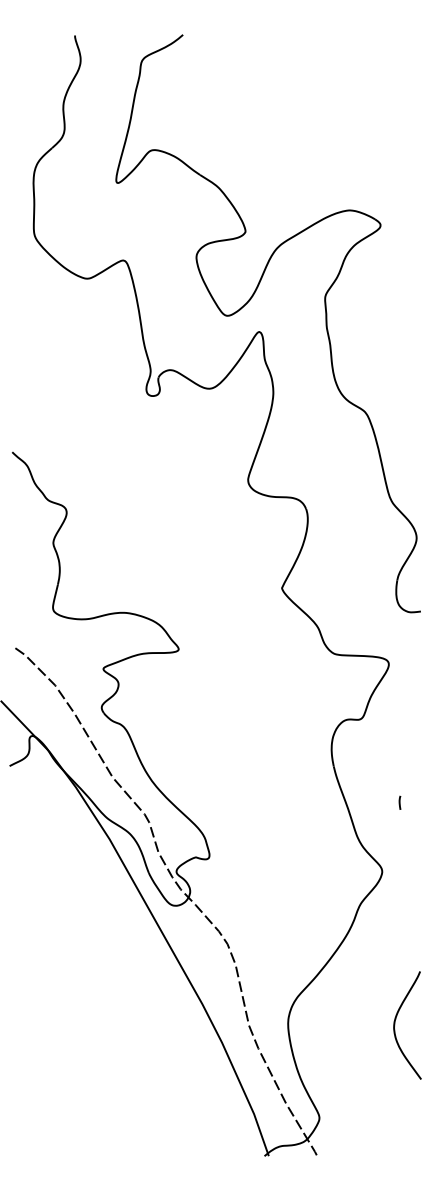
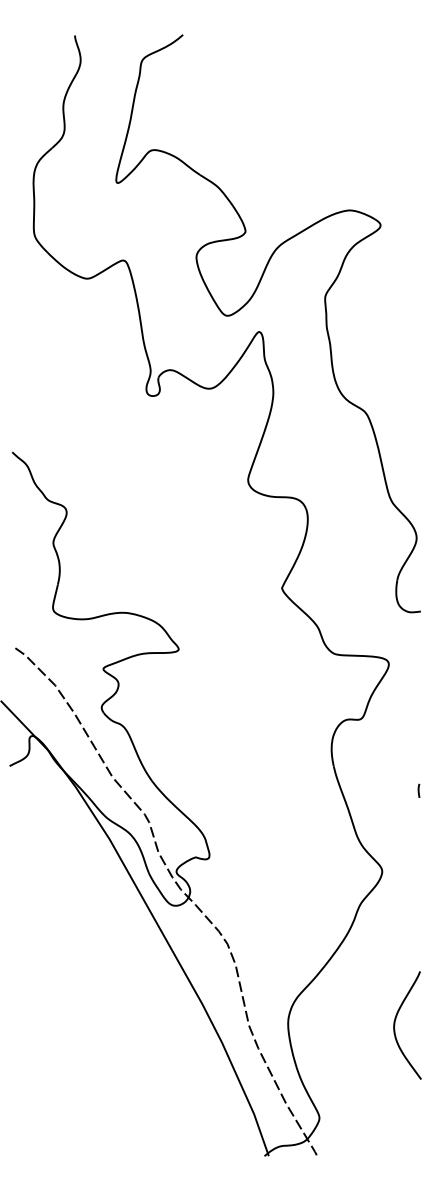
curve position: (399, 802) -> (418, 790) (418, 790)
